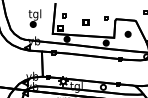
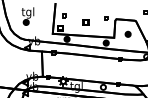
part position: (34, 18) -> (27, 16) (27, 16)
